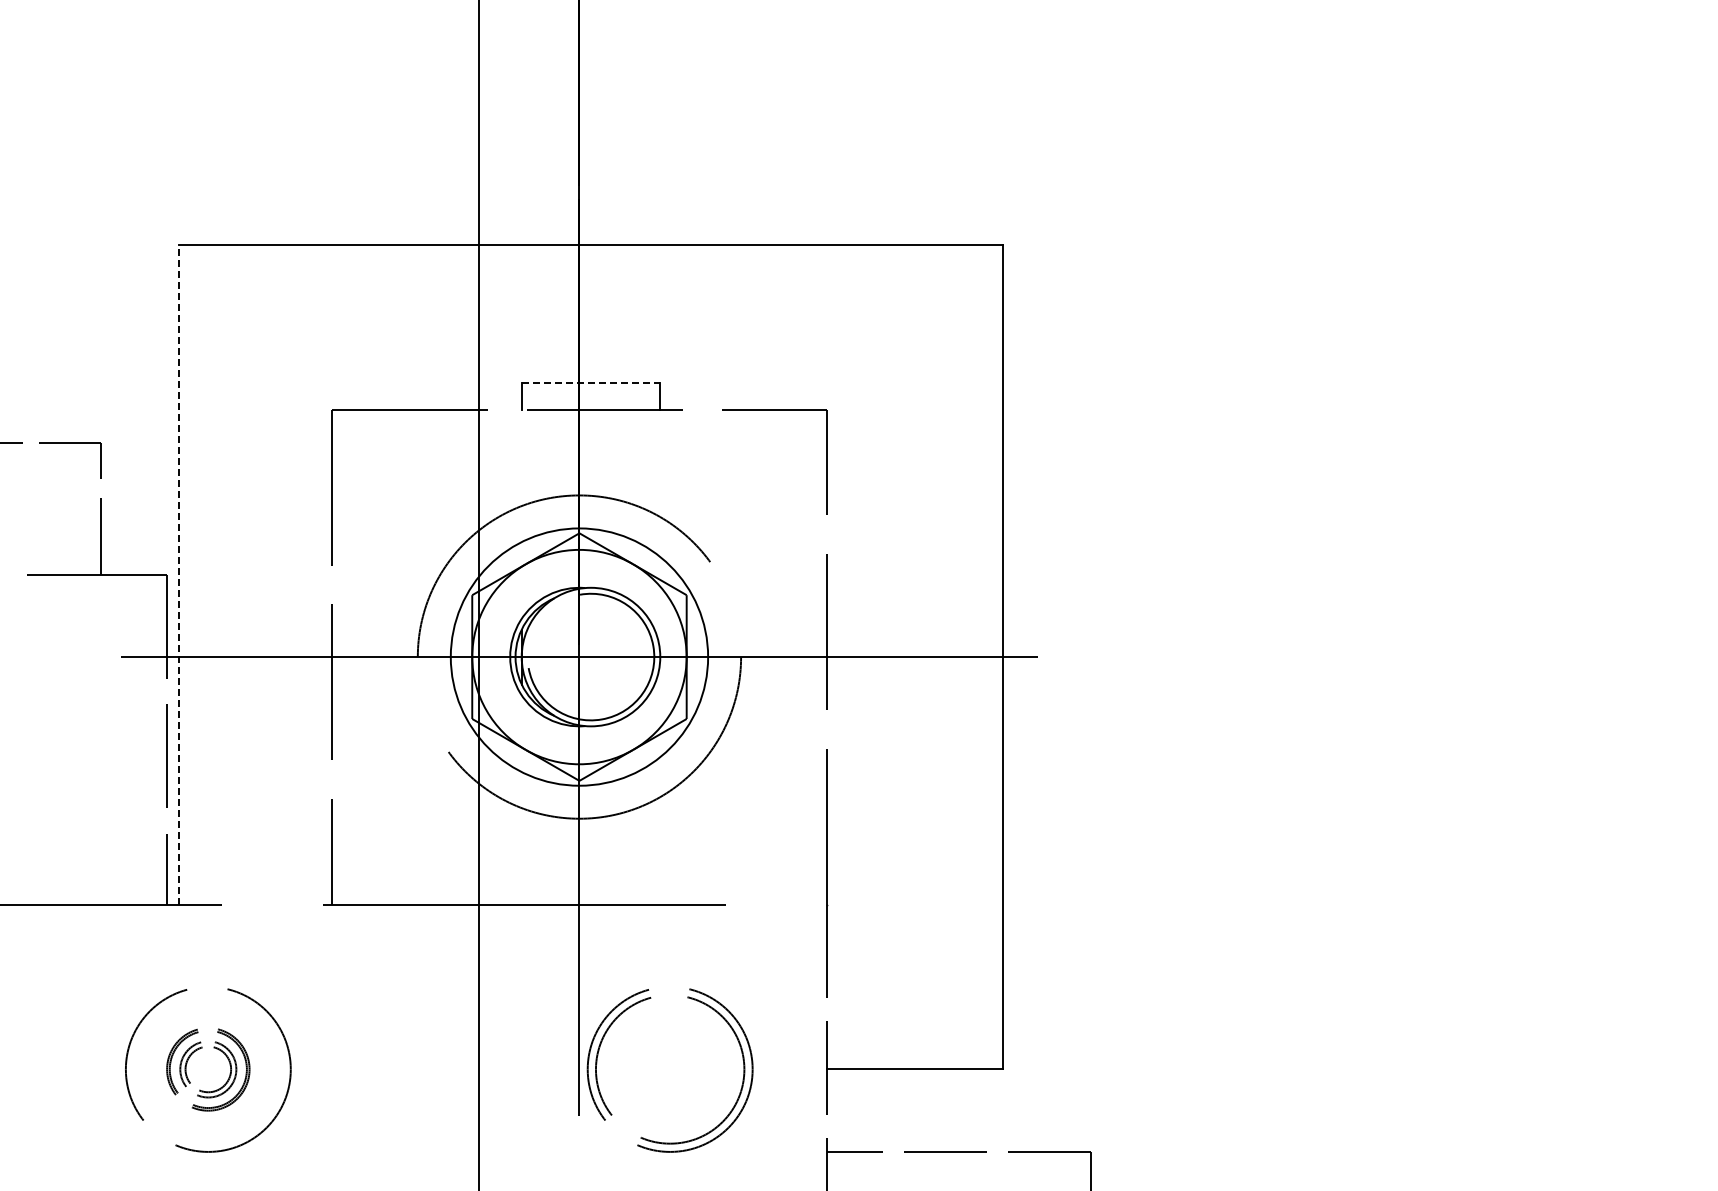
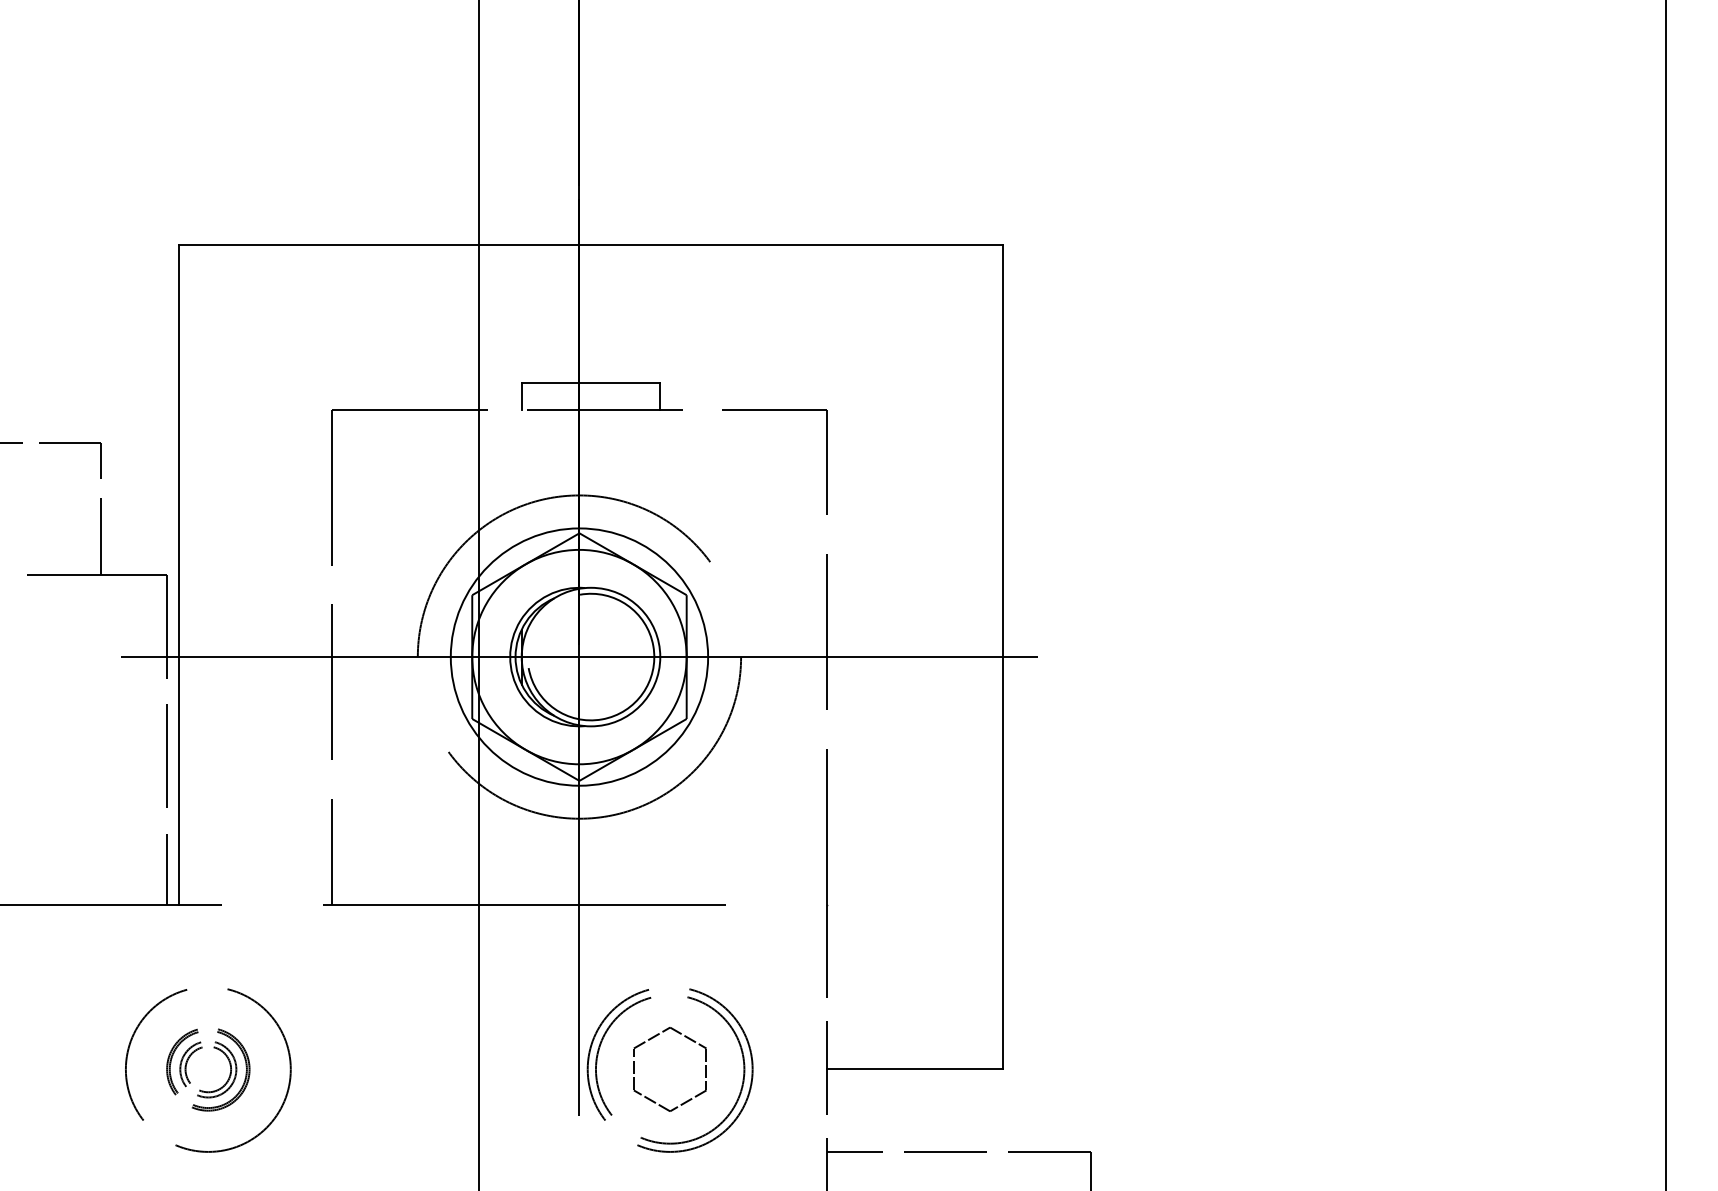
line: dashed -> solid (591, 383)
line: dashed -> solid (178, 574)
line: none -> present (1666, 594)
part: none -> present (650, 1098)
